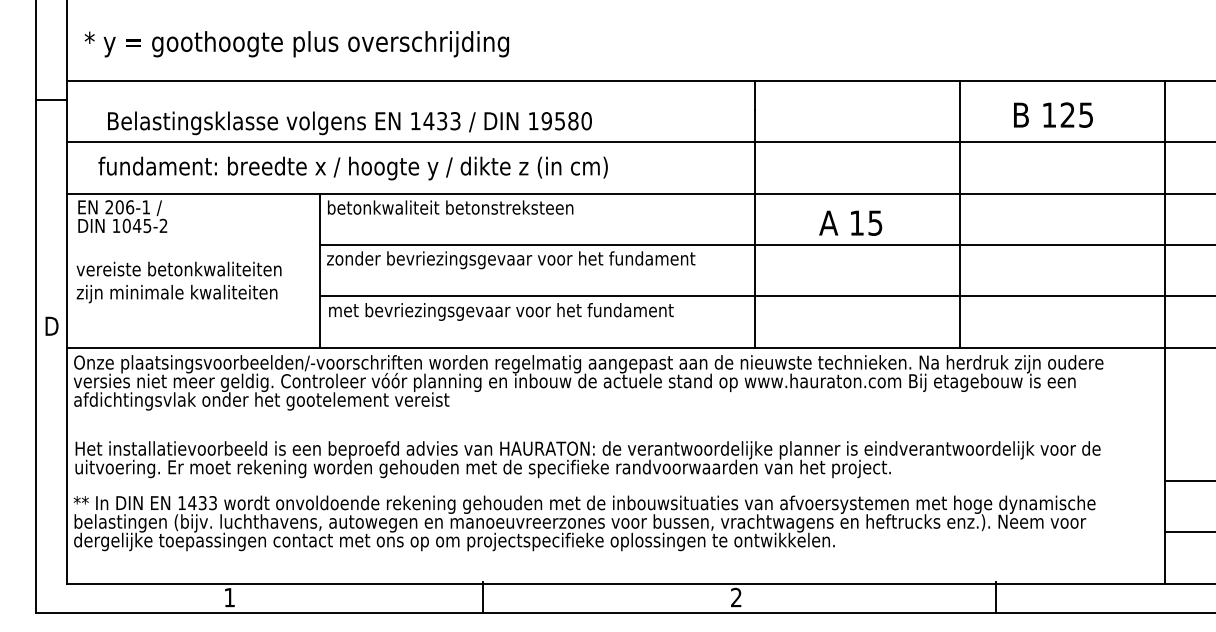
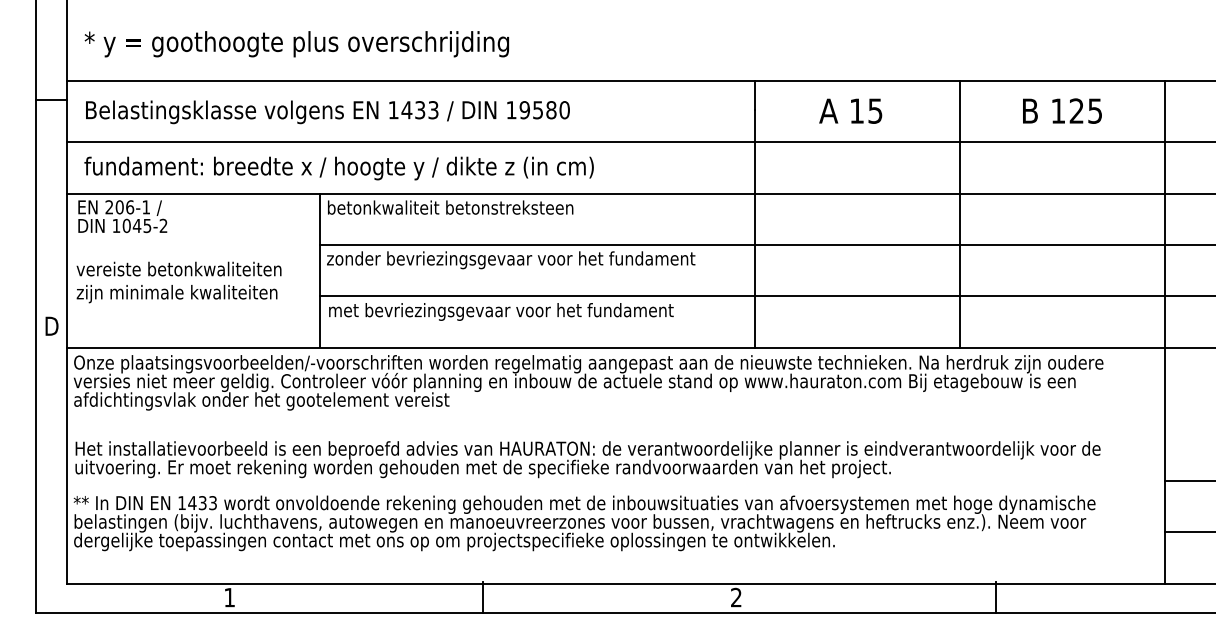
text position: (1053, 114) -> (1062, 110) (1062, 110)
text position: (349, 123) -> (327, 112) (327, 112)
text position: (352, 168) -> (338, 168) (338, 168)
text position: (850, 222) -> (850, 110) (850, 110)
